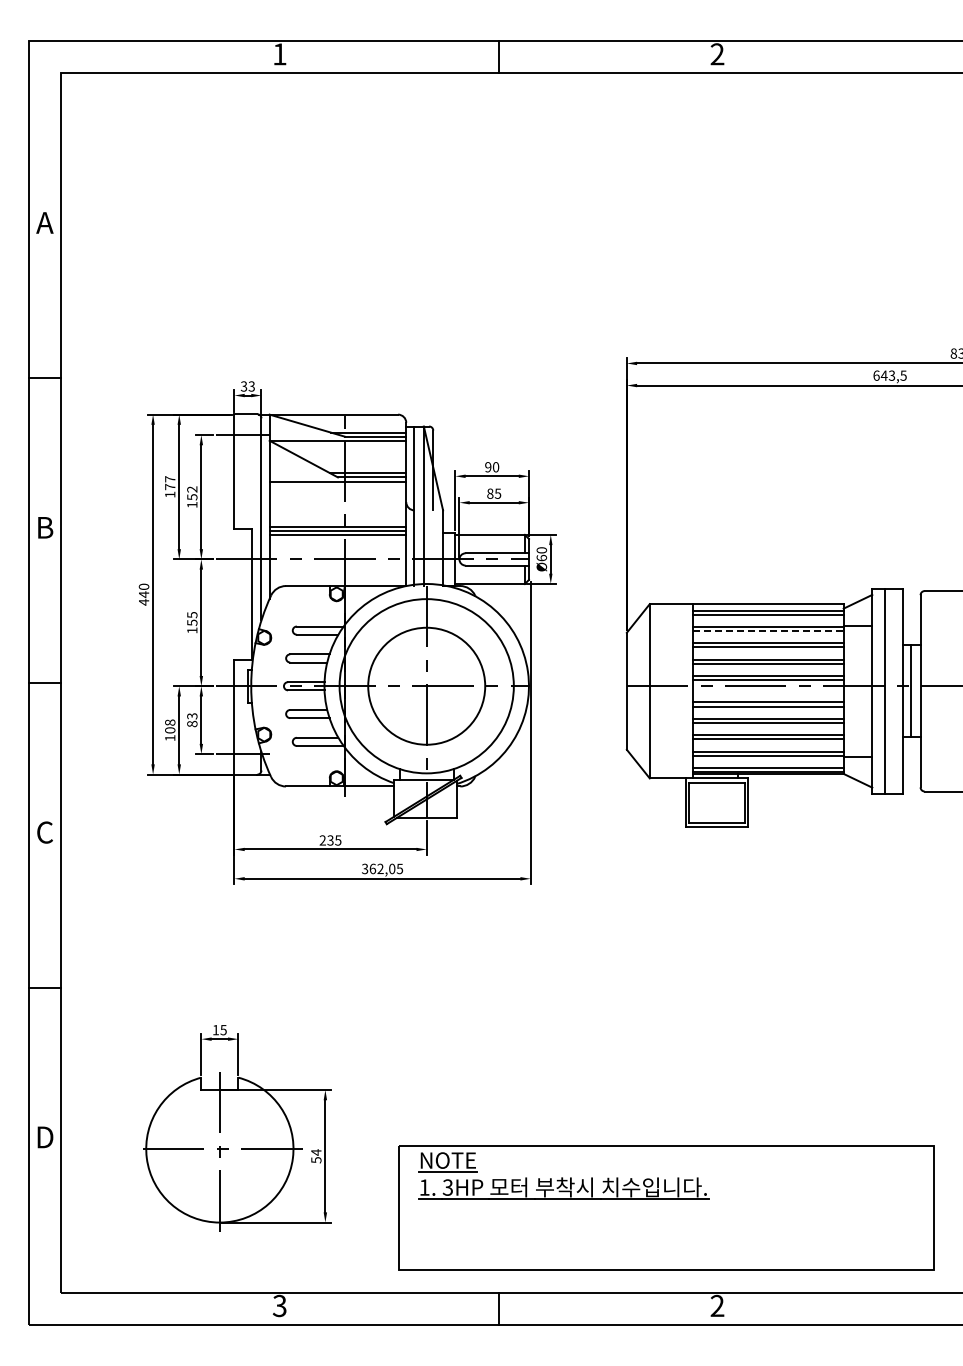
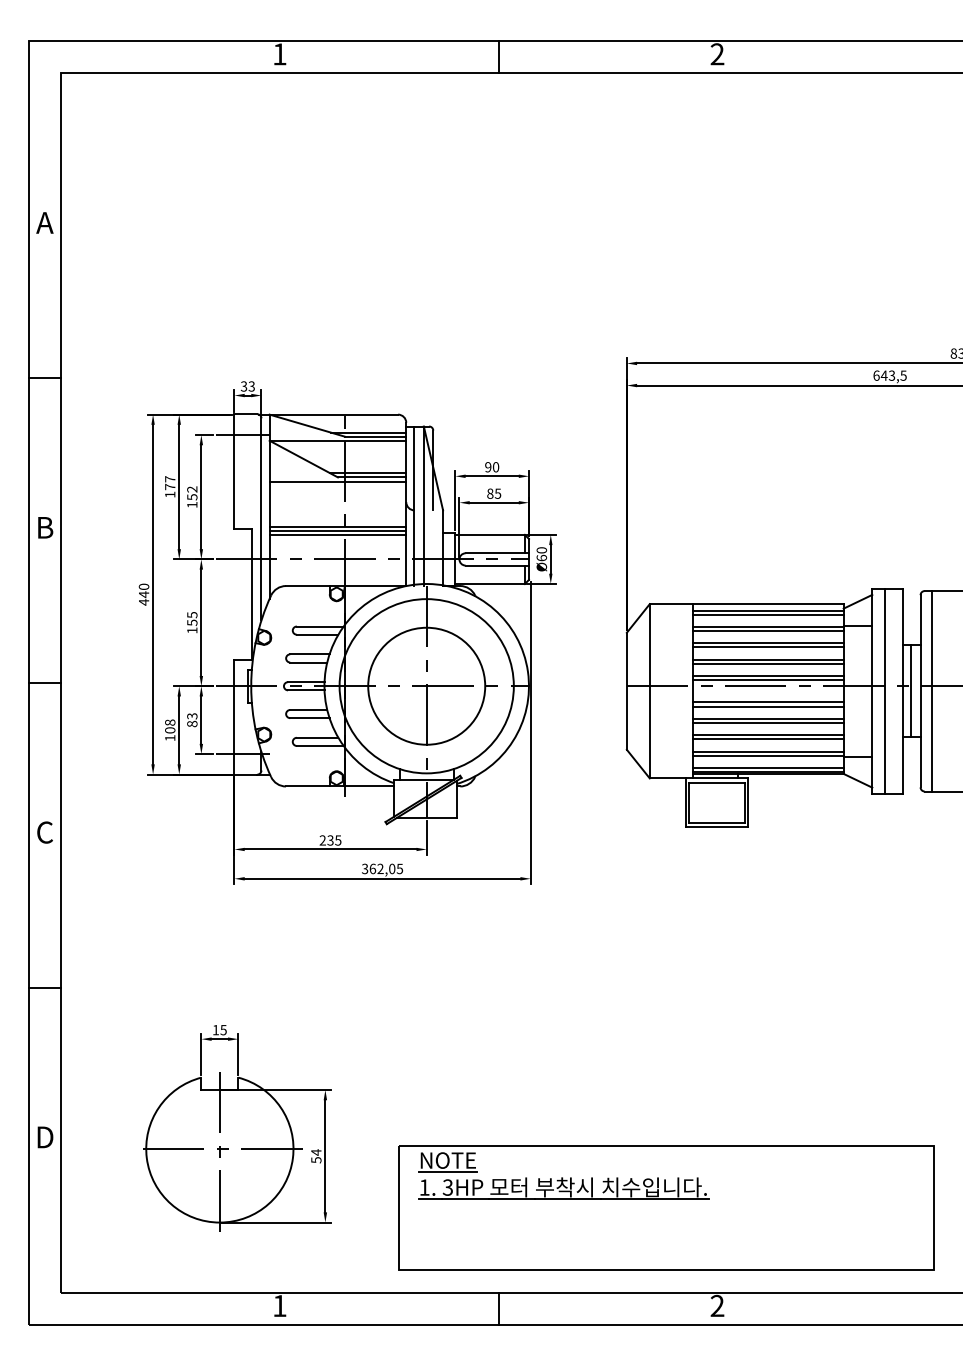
line: dashed -> solid (768, 631)
line: none -> present (932, 691)
text: 3 -> 1 (279, 1305)
